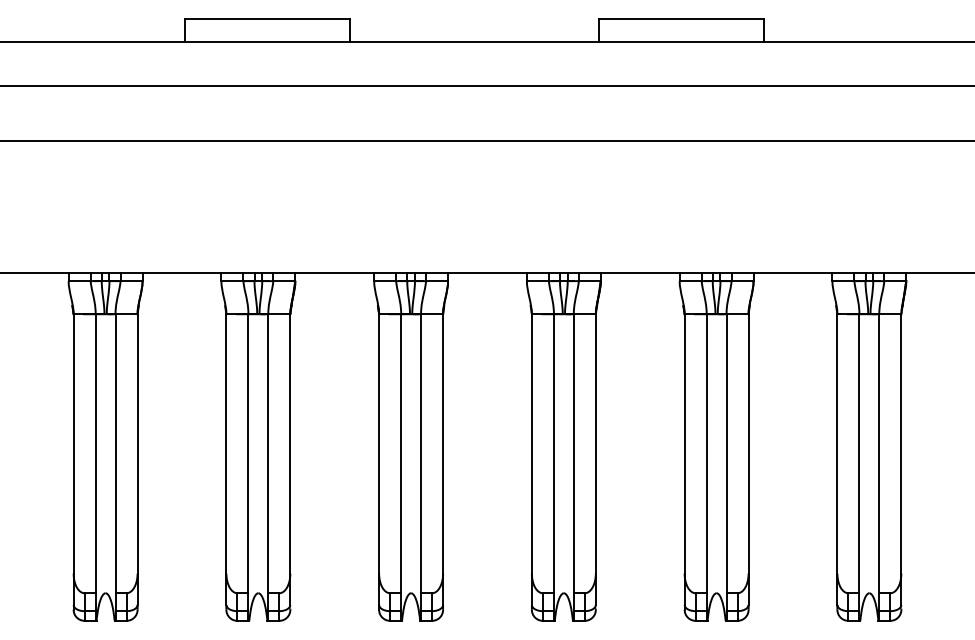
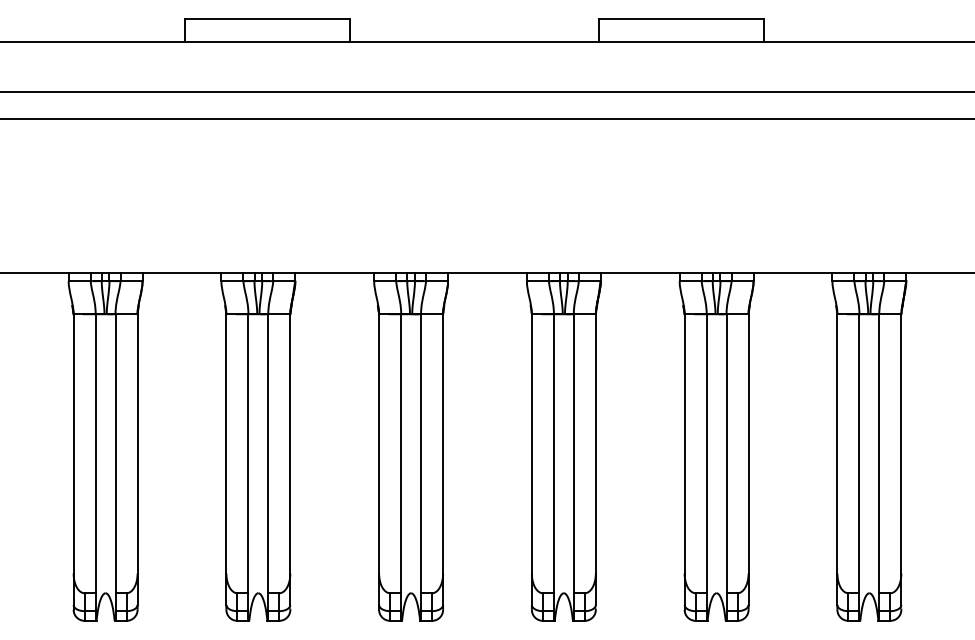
line position: (486, 85) -> (486, 91) (486, 91)
line position: (486, 141) -> (486, 119) (486, 119)
